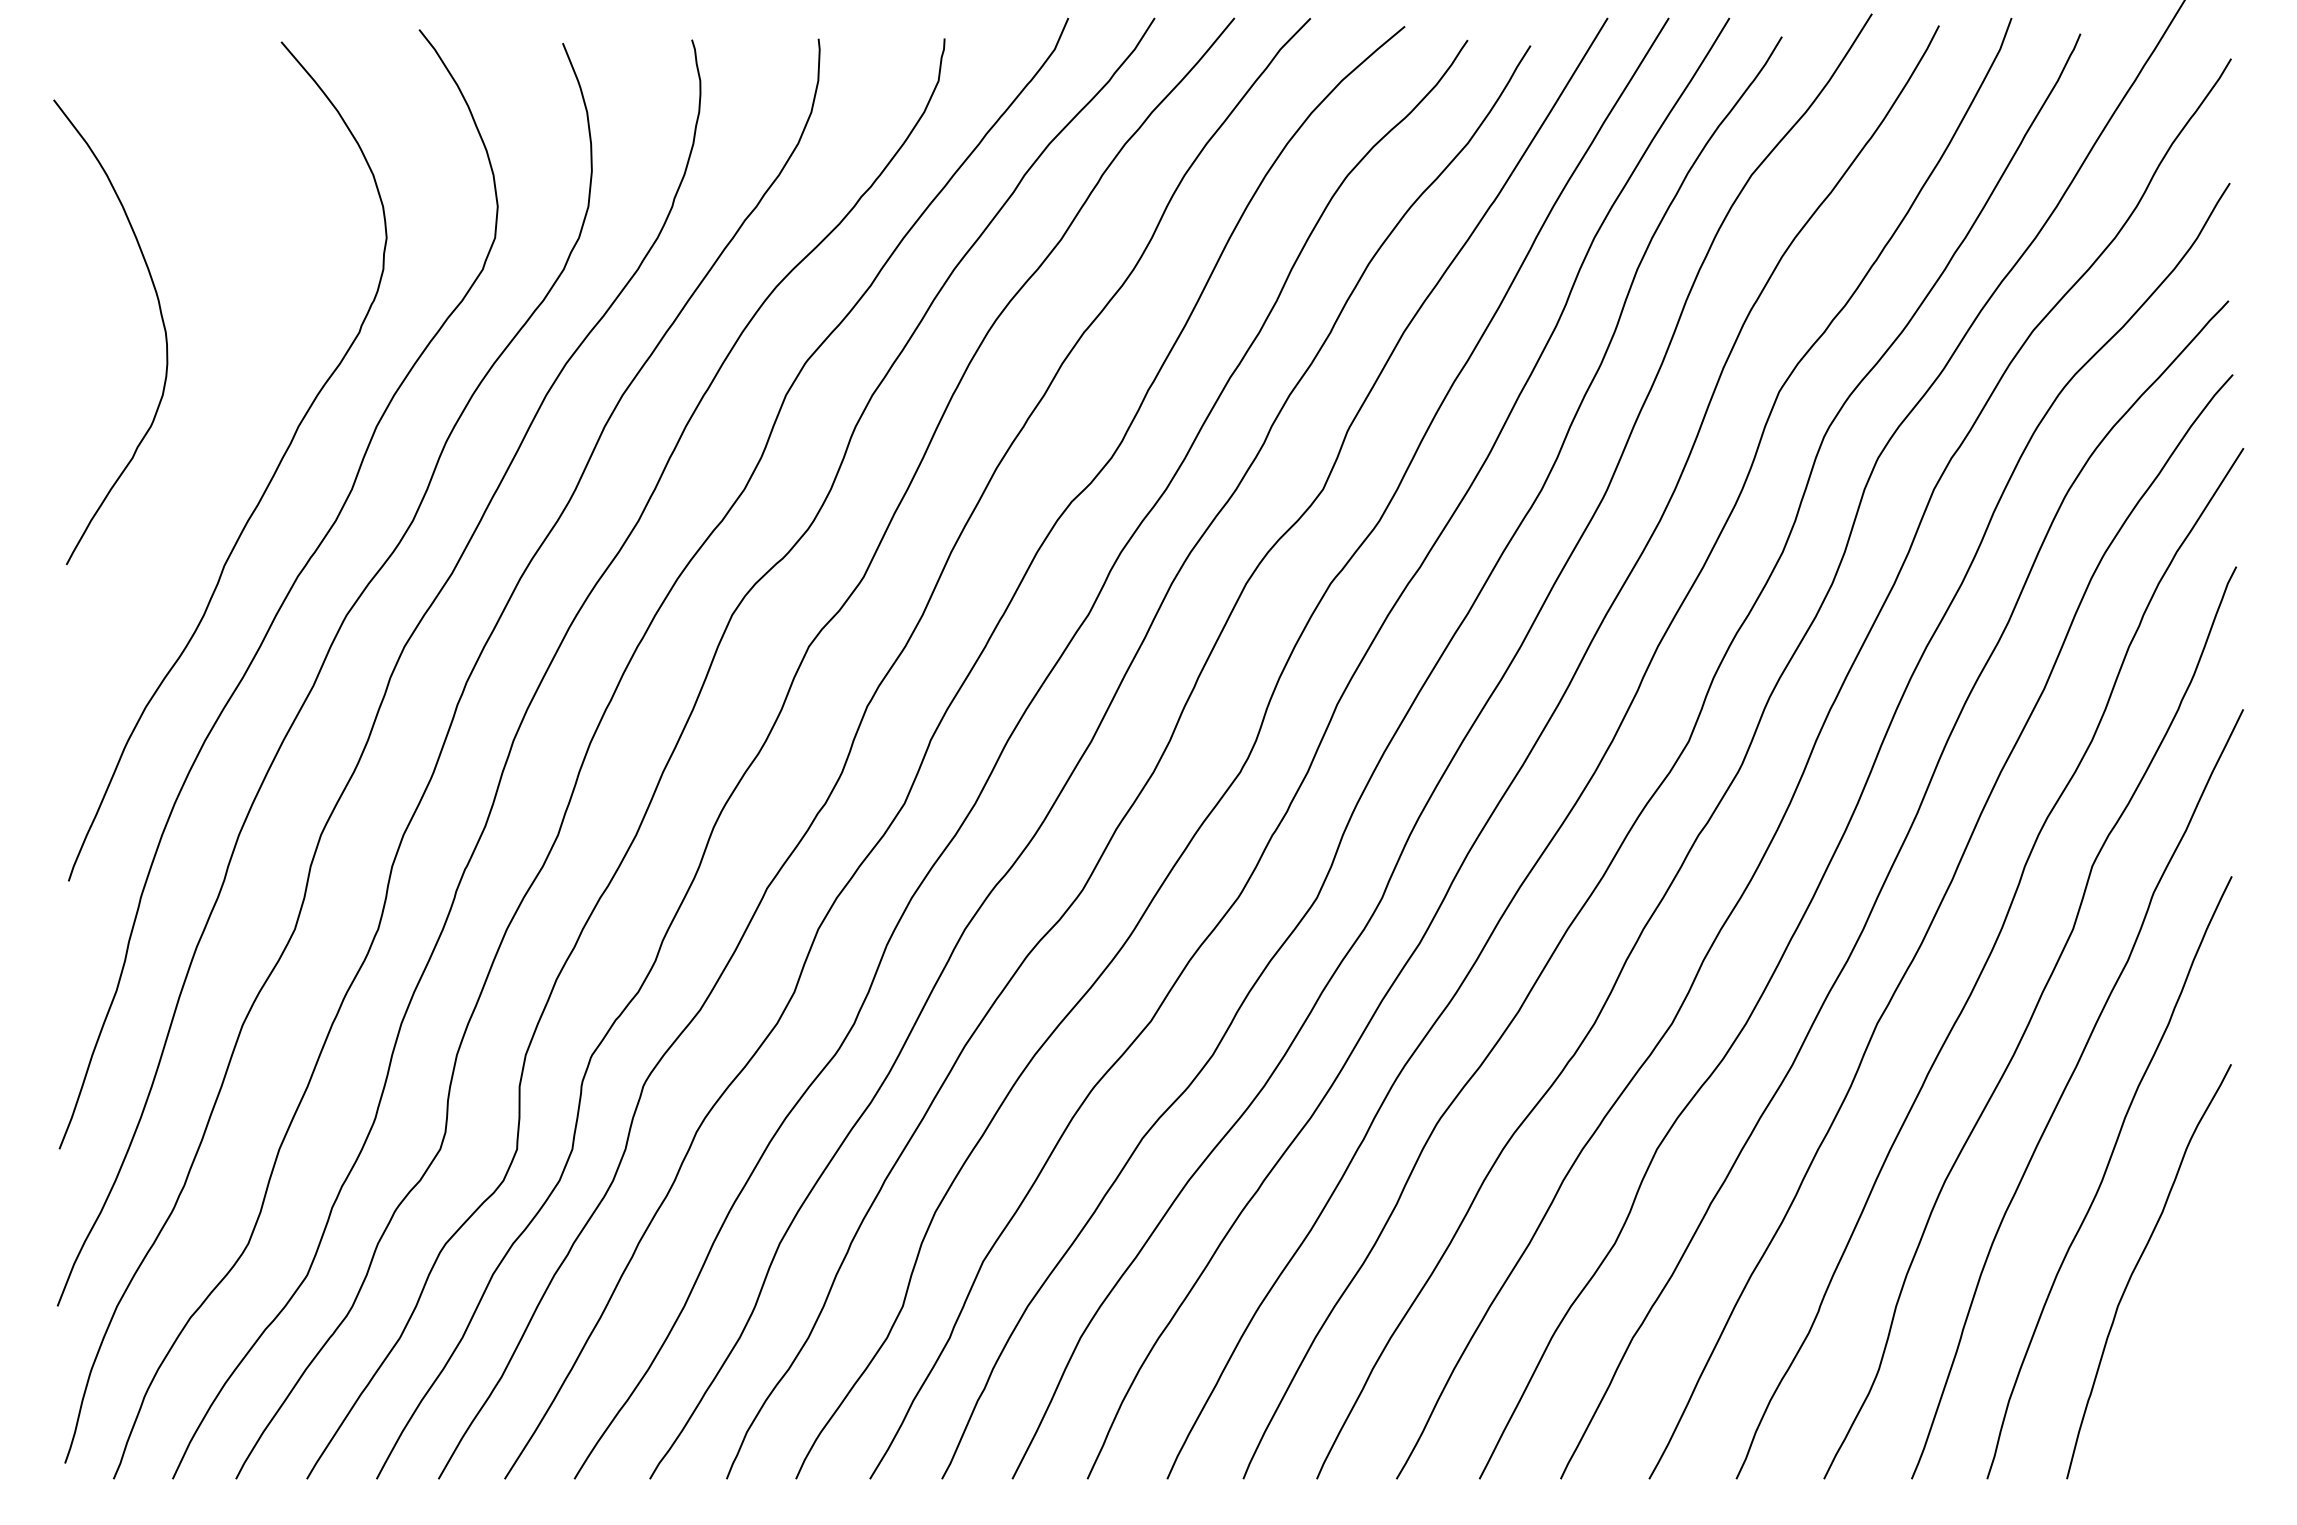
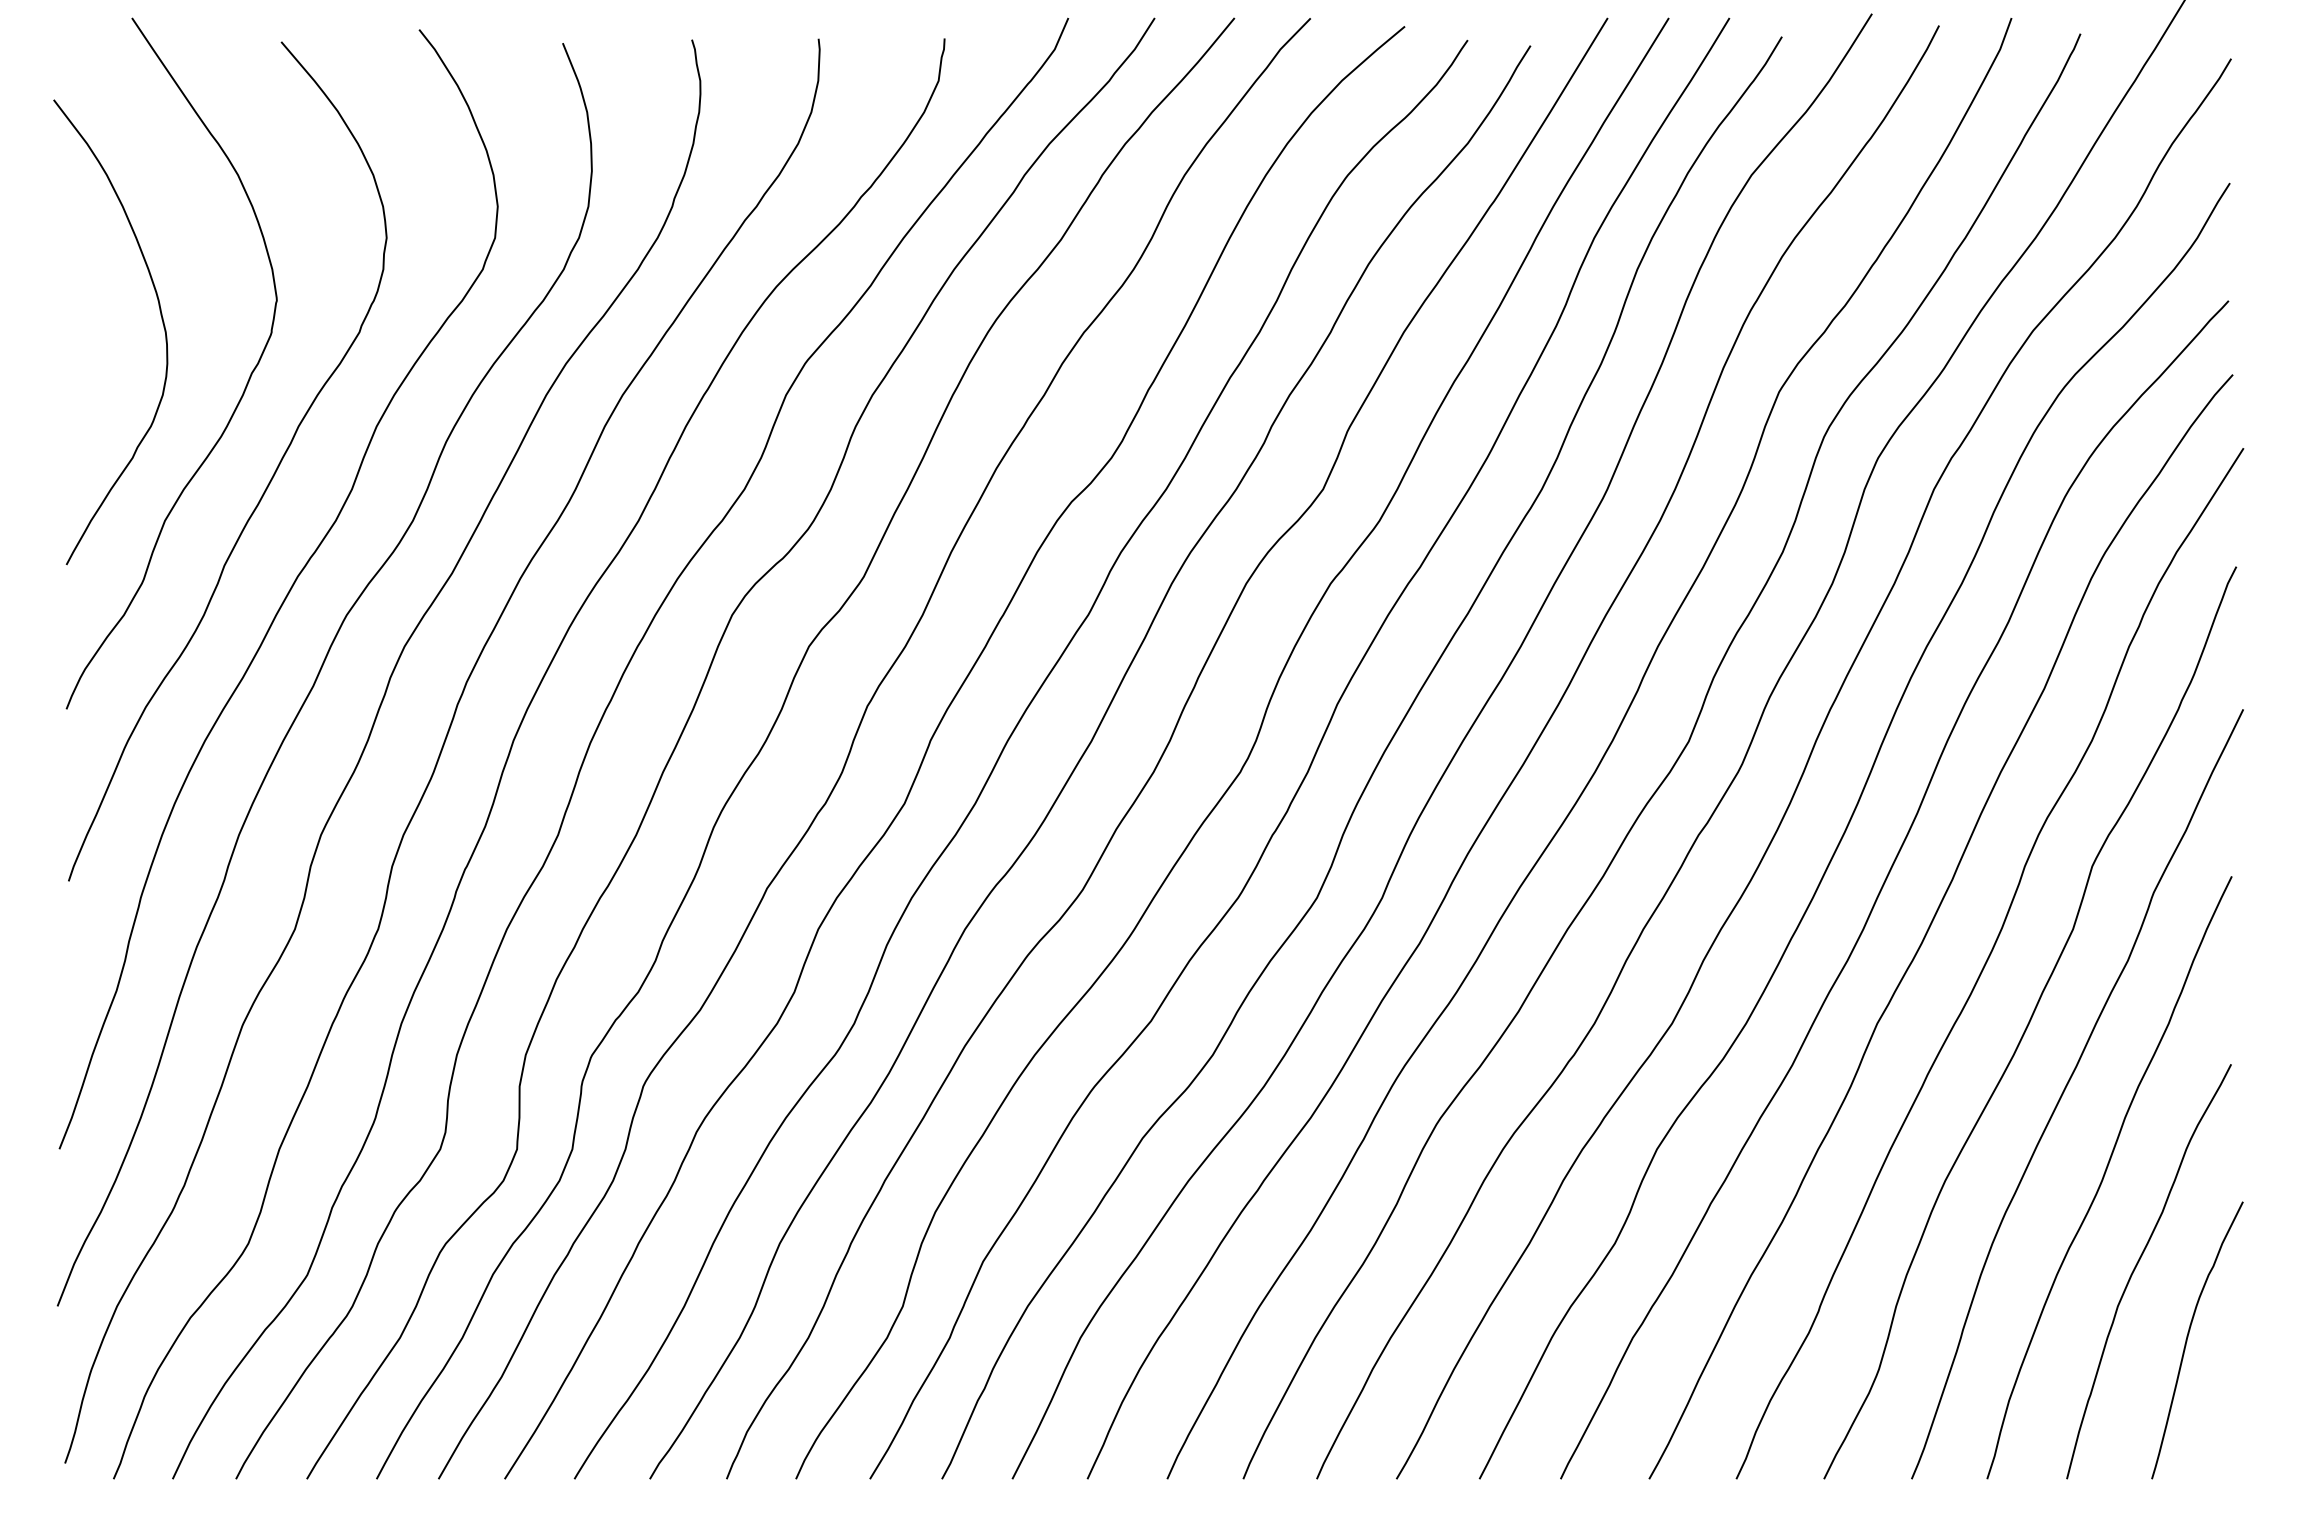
curve: none -> present (243, 390)
curve: none -> present (2188, 1337)
